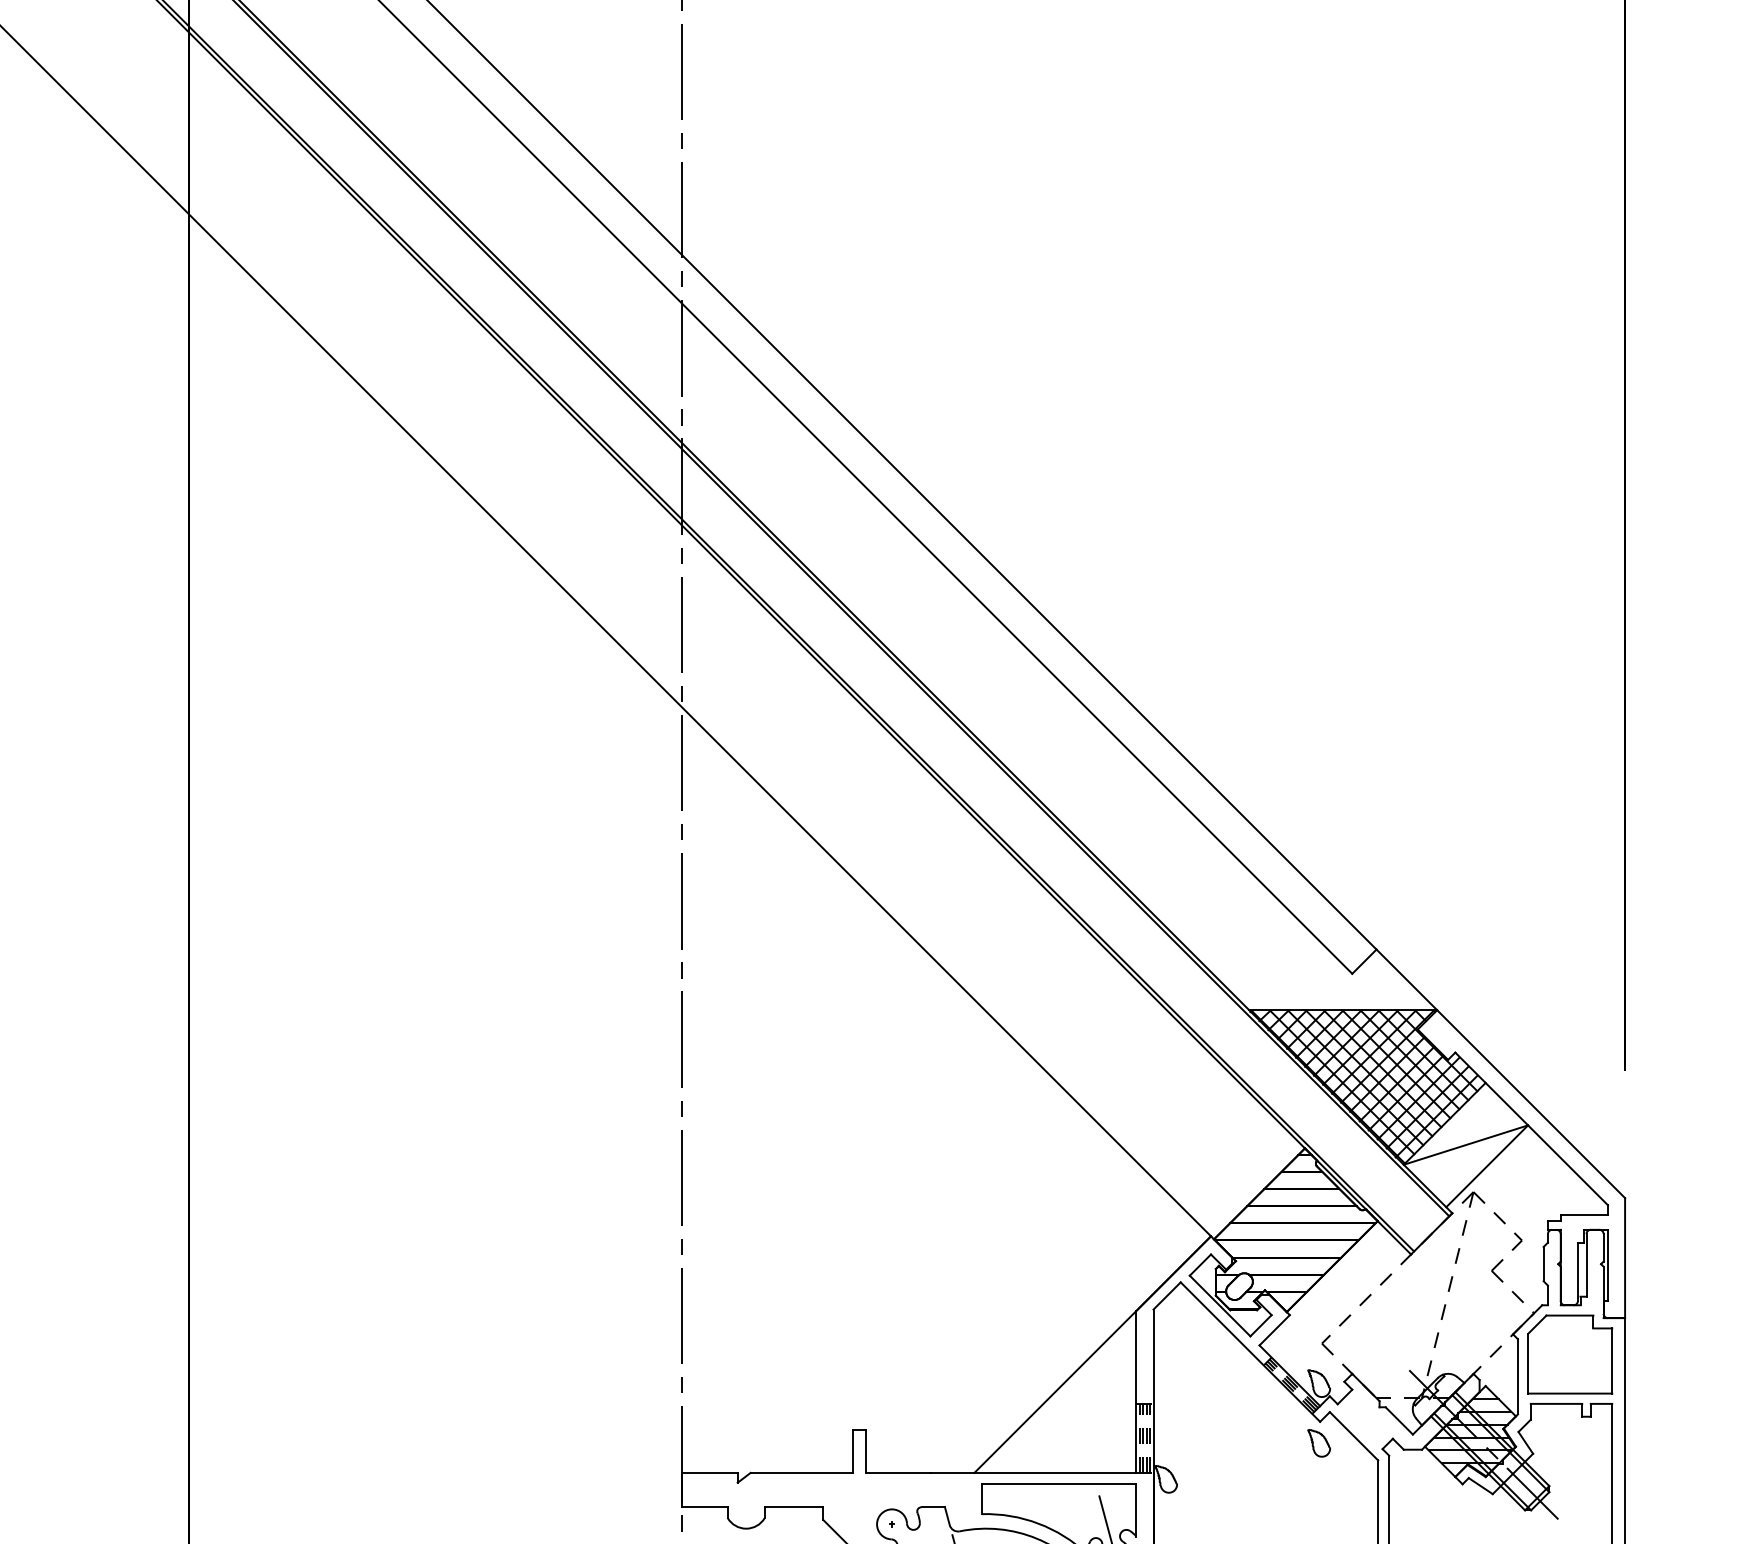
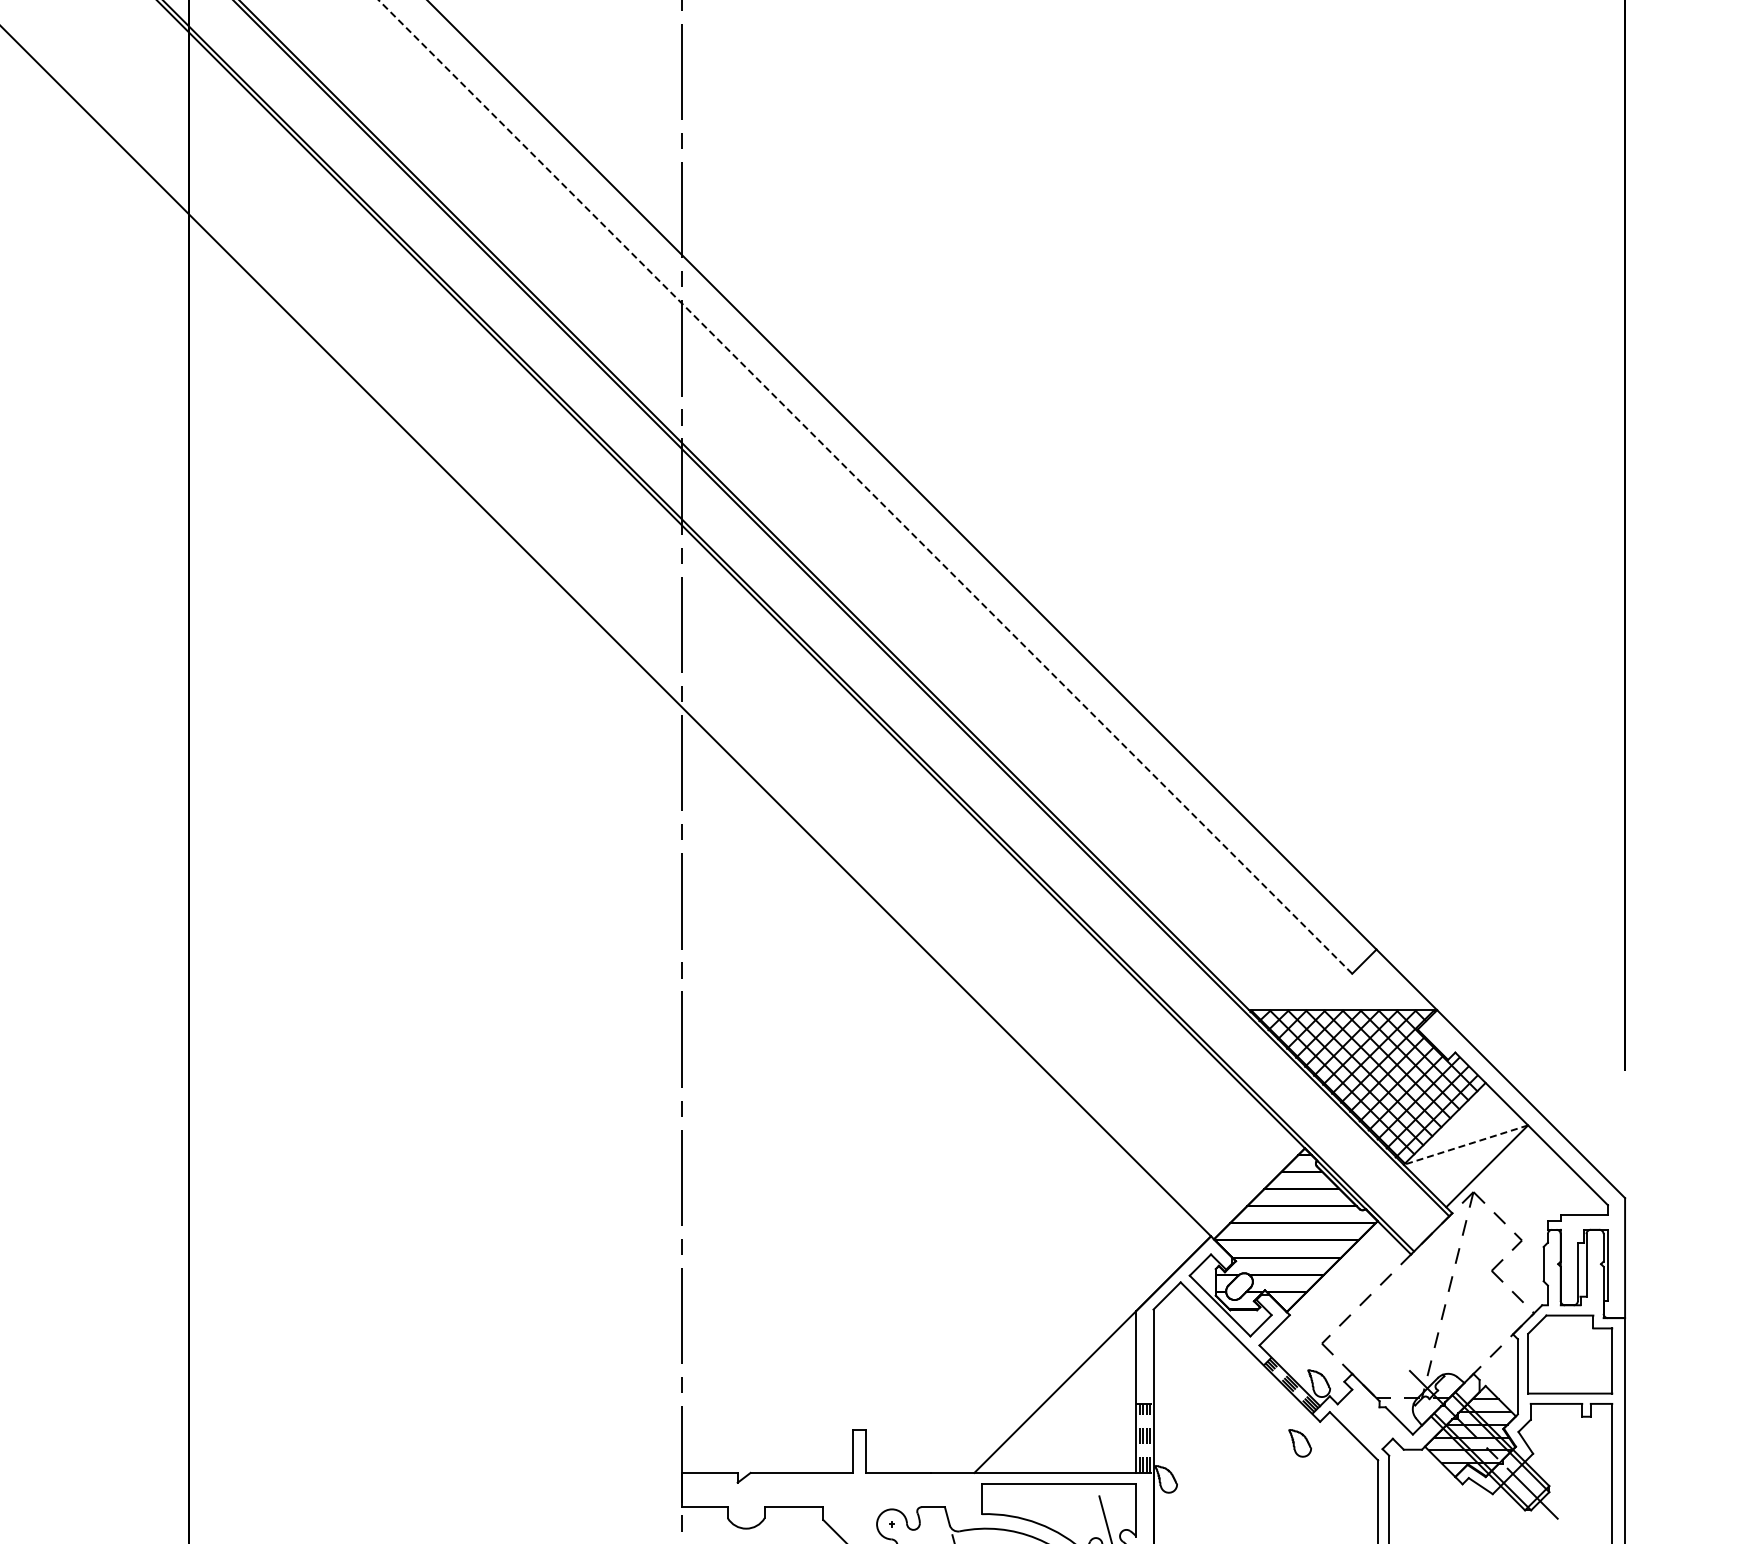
line: solid -> dashed (865, 486)
line: solid -> dashed (1465, 1145)
part position: (1319, 1443) -> (1300, 1443) (1300, 1443)
